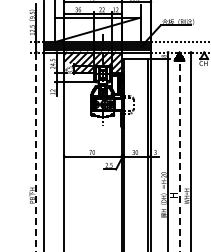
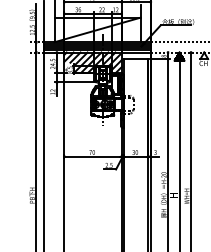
line: dashed -> solid (36, 152)
line: dashed -> solid (179, 152)
